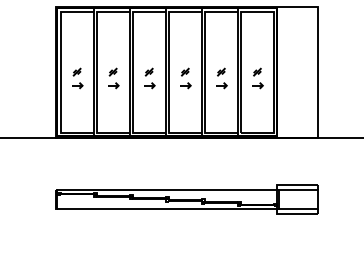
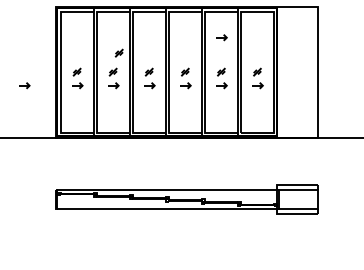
part: none -> present (221, 37)
part: none -> present (118, 52)
part: none -> present (24, 85)
